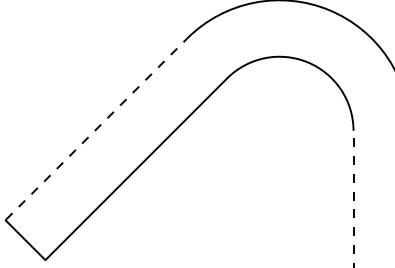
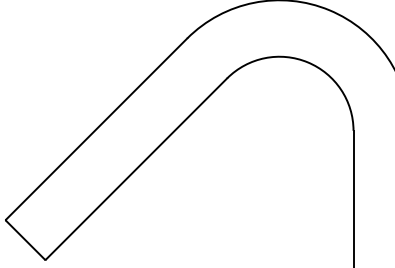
line: dashed -> solid (97, 128)
line: dashed -> solid (353, 198)
